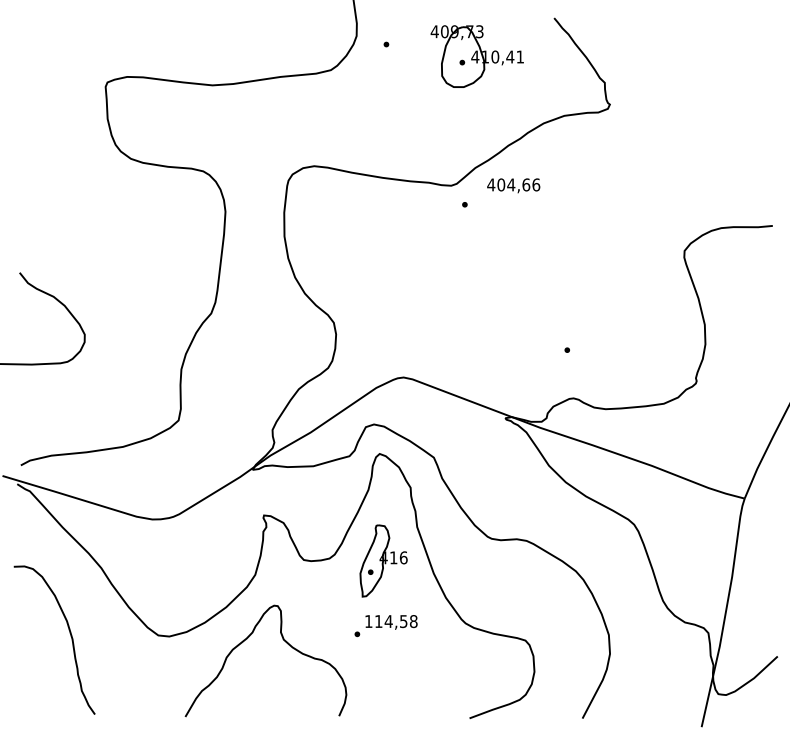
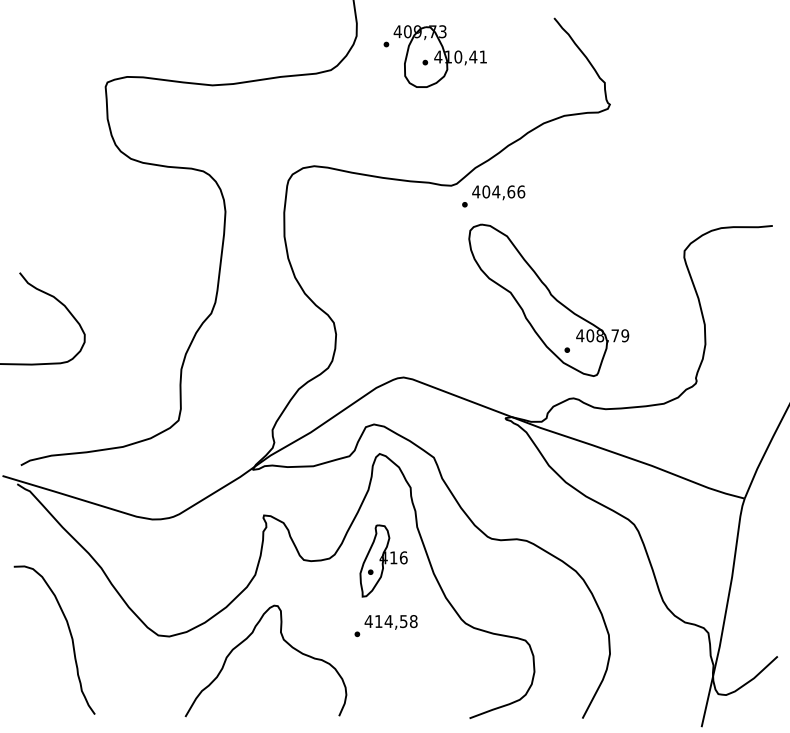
part position: (476, 56) -> (439, 56) (439, 56)
text position: (513, 185) -> (498, 192) (498, 192)
part: none -> present (548, 299)
text: 114,58 -> 414,58 (368, 621)
